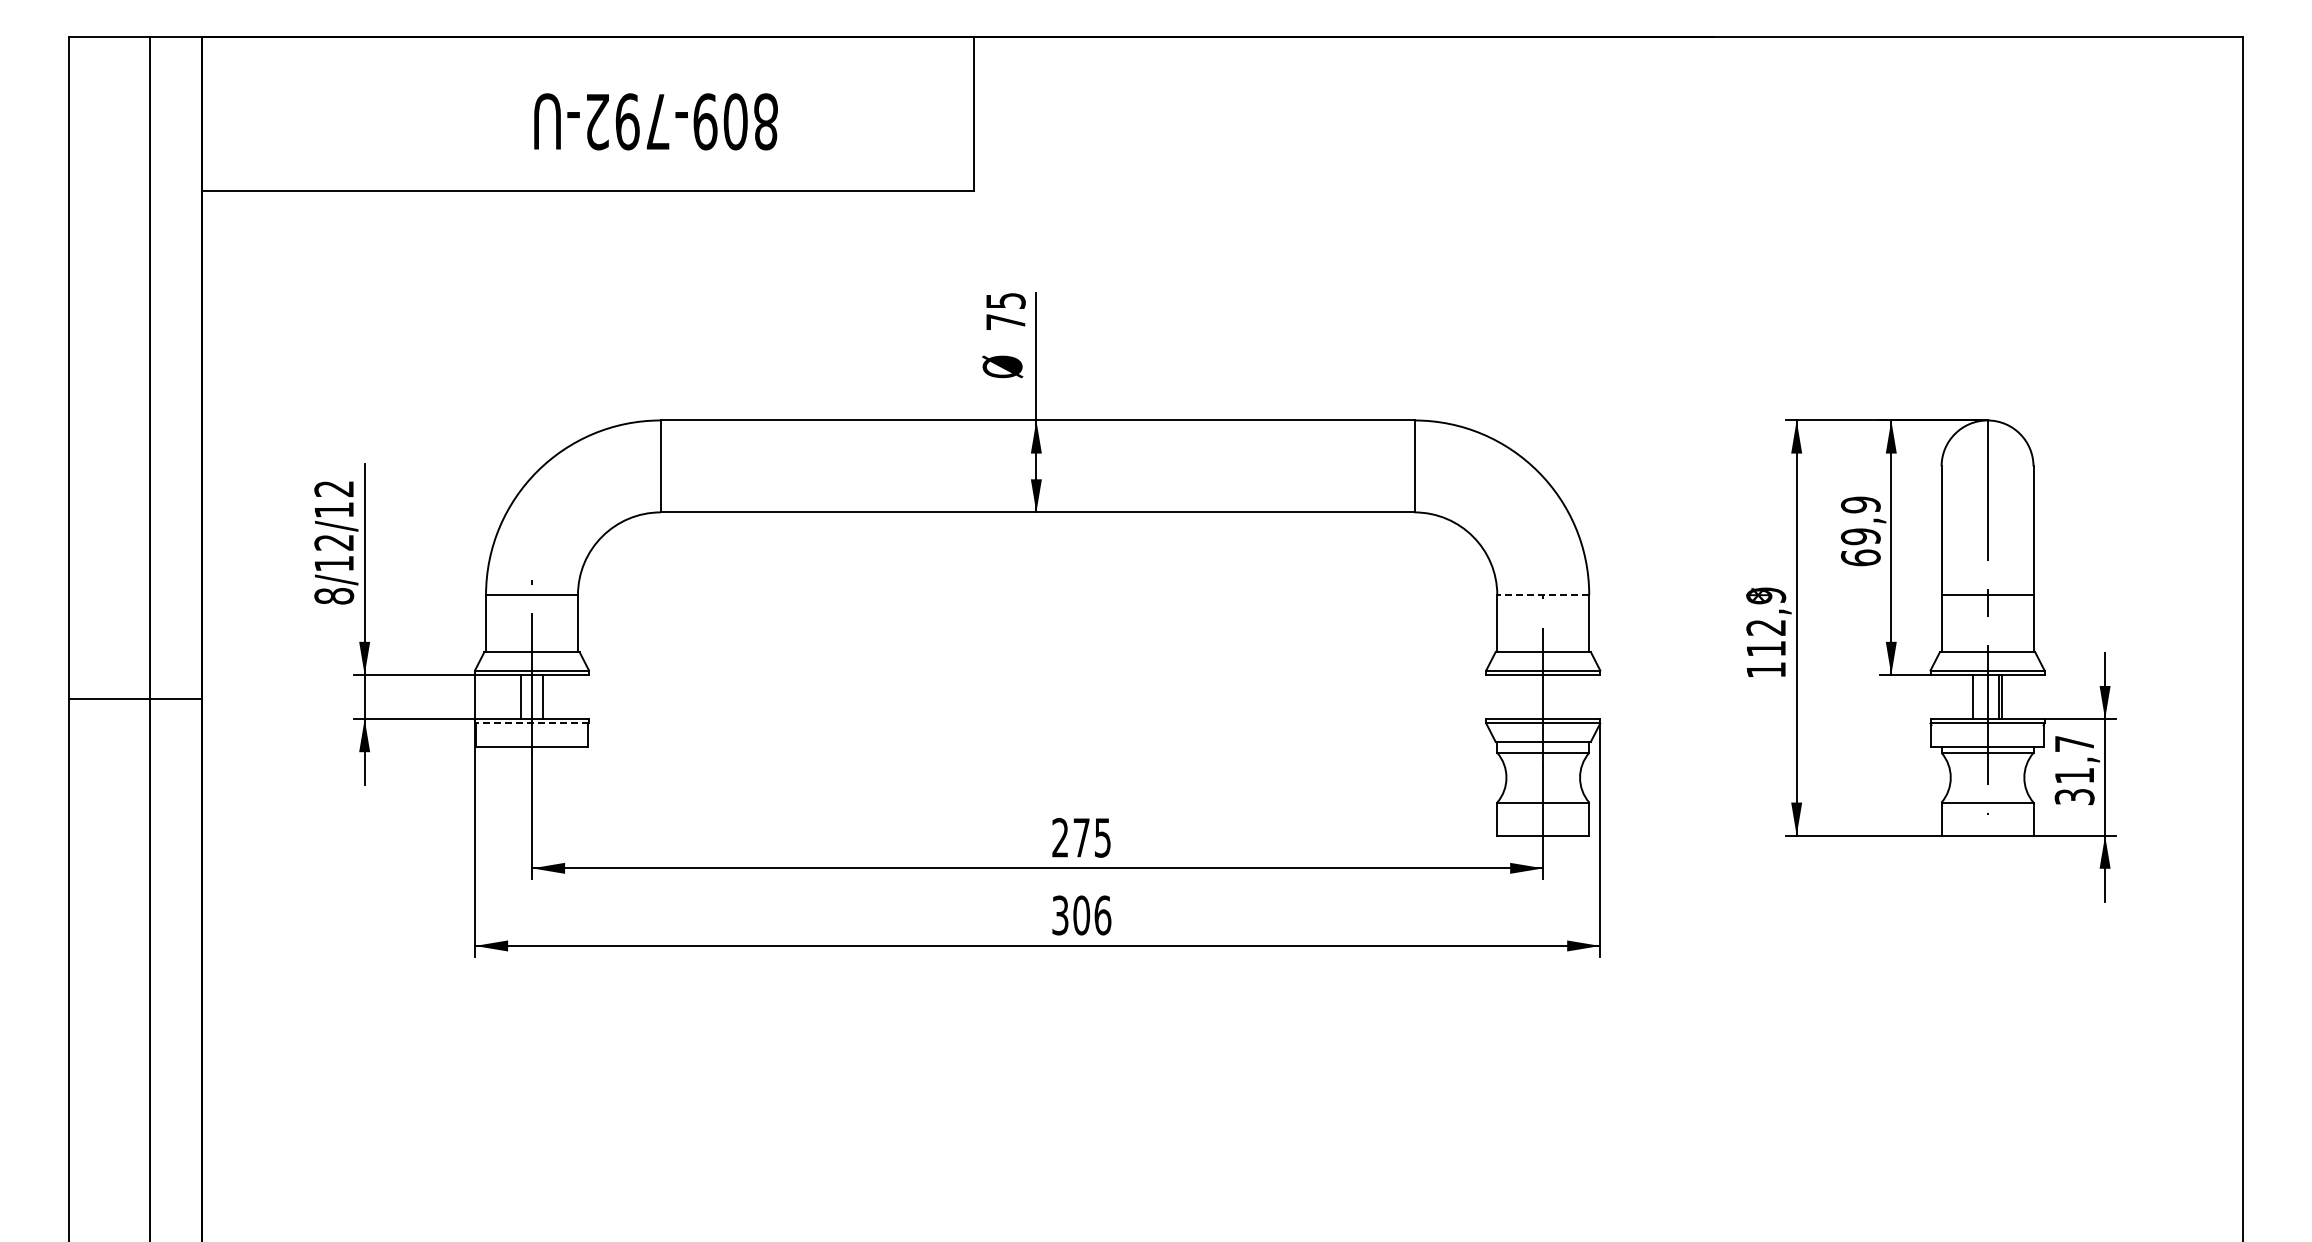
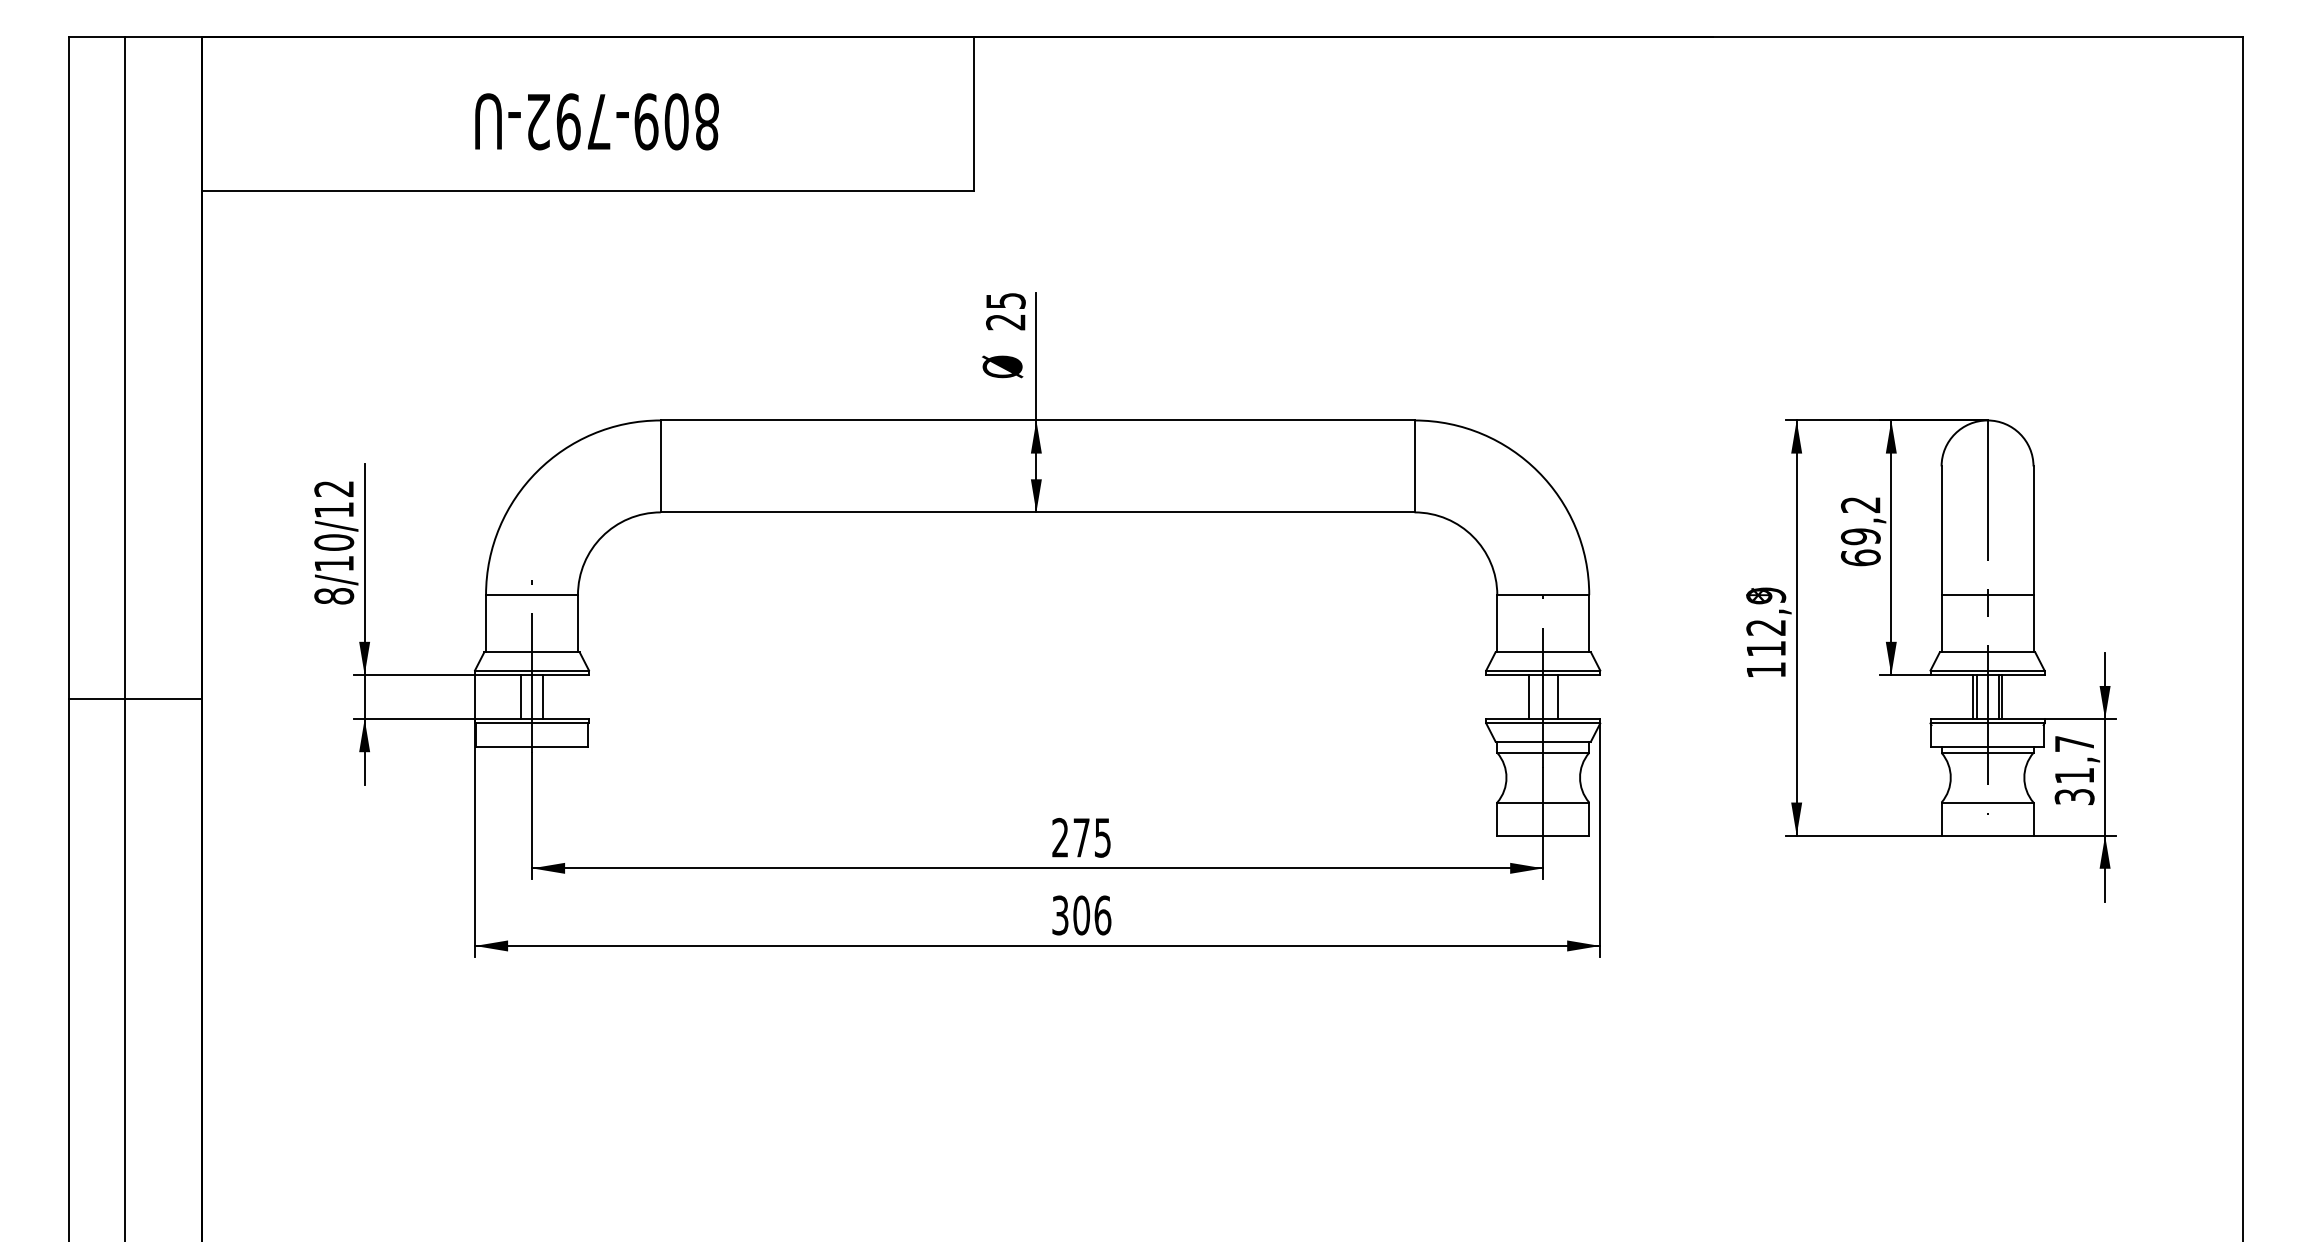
text position: (655, 121) -> (596, 121) (596, 121)
text: 75 -> 25 (1005, 322)
text: 69,9 -> 69,2 (1860, 504)
text: 8/12/12 -> 8/10/12 (334, 542)
line: dashed -> solid (1543, 595)
line position: (149, 637) -> (124, 637) (124, 637)
line: none -> present (1528, 696)
line: none -> present (1557, 696)
line: none -> present (1976, 696)
line: dashed -> solid (532, 723)
